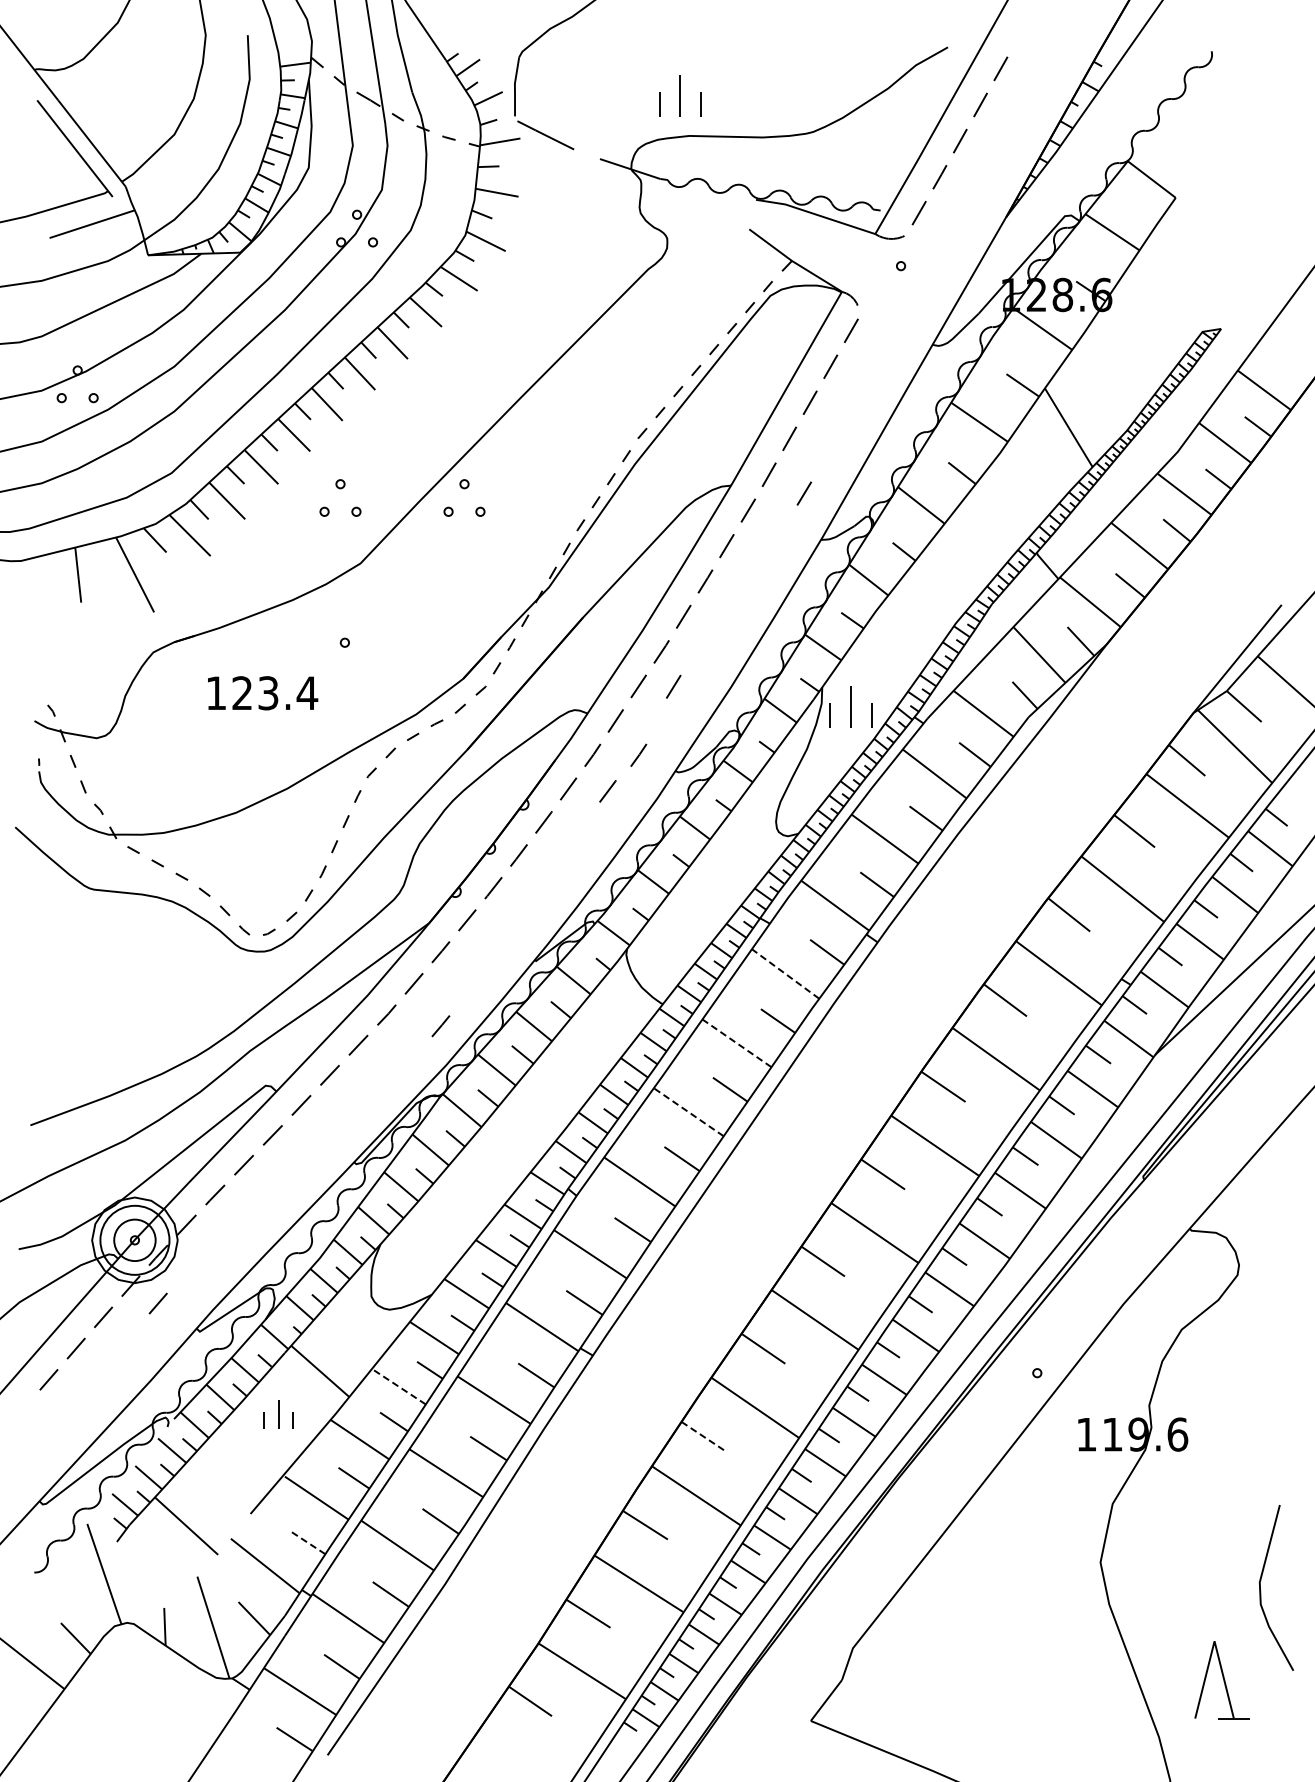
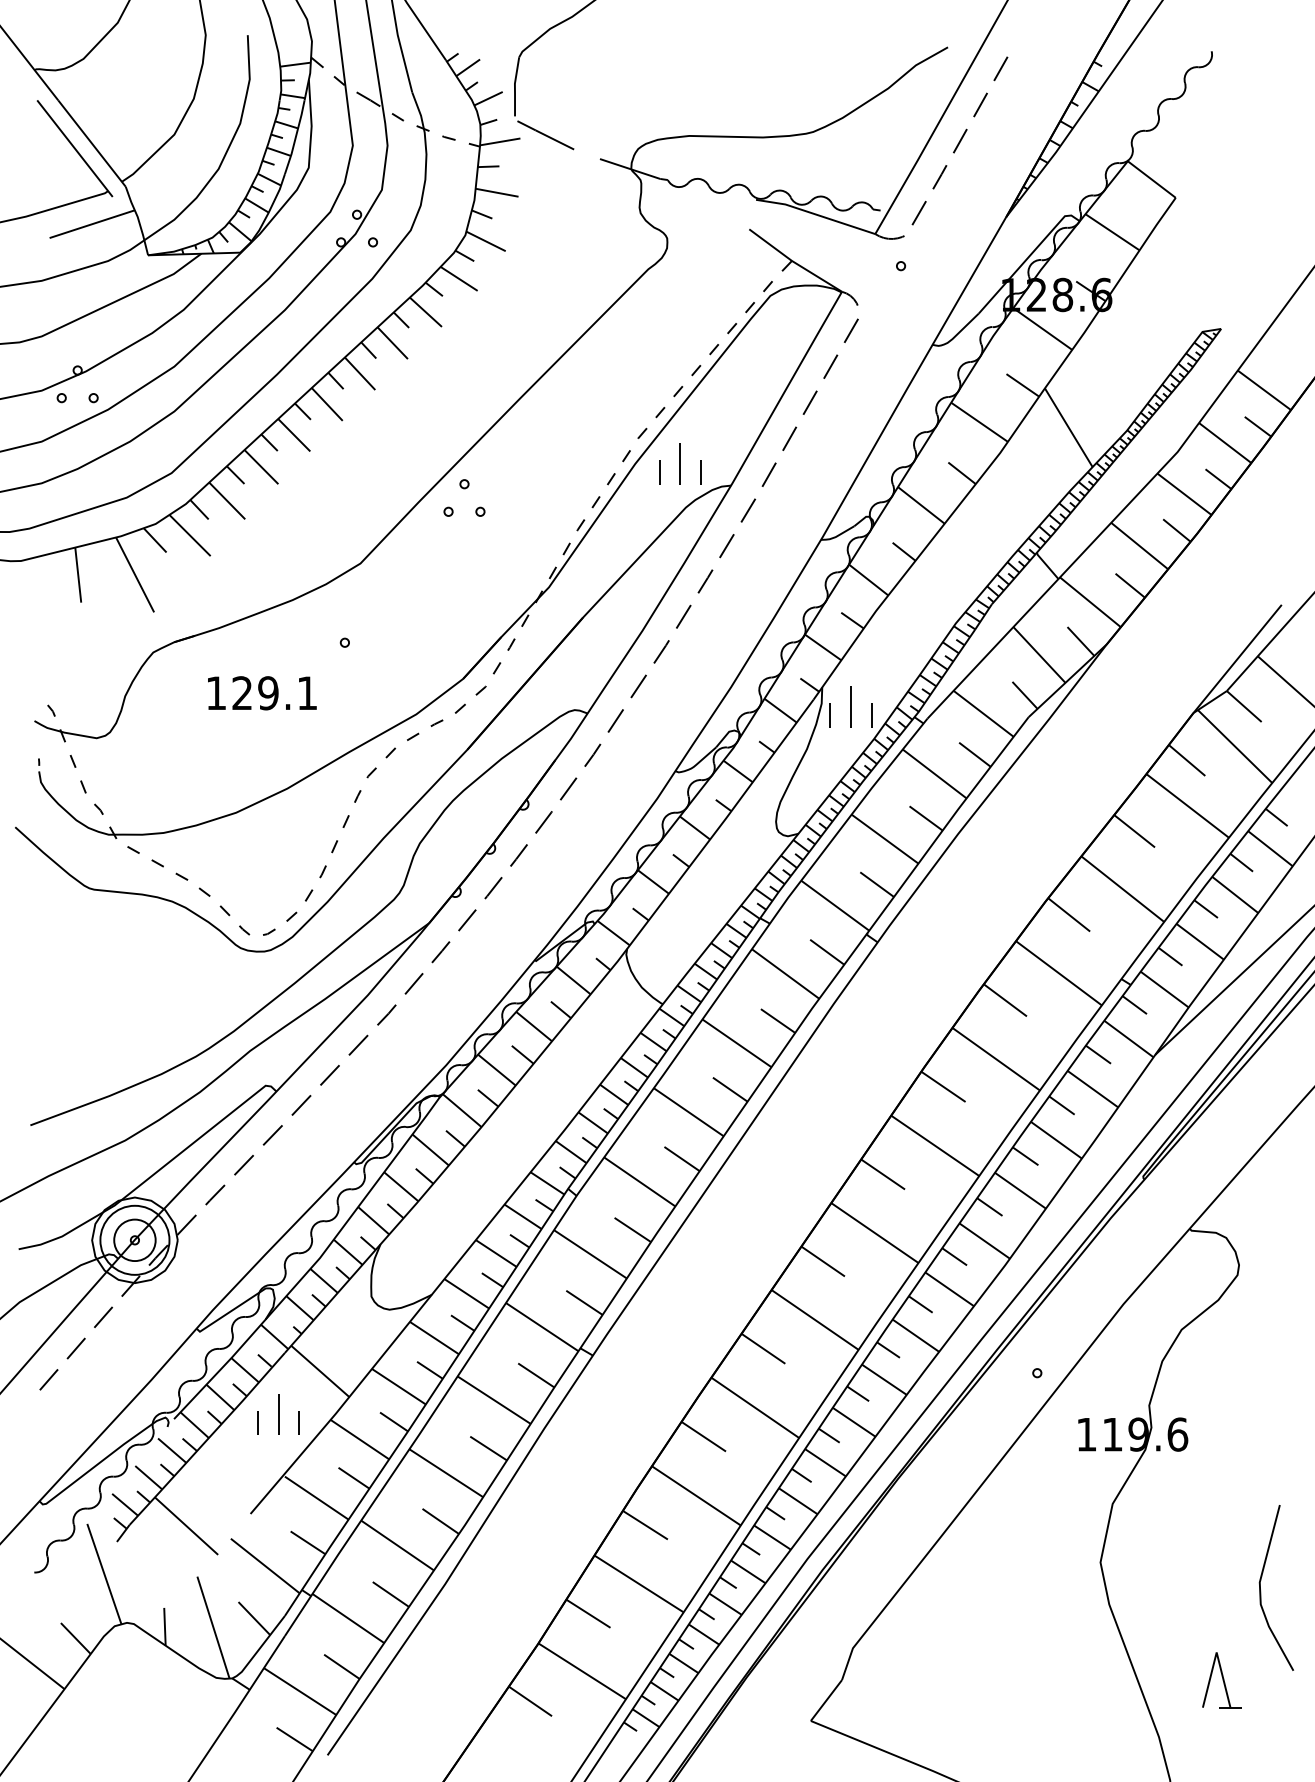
part position: (680, 95) -> (680, 463) (680, 463)
part: present -> none (340, 489)
line: present -> none (804, 493)
line: present -> none (673, 686)
text: 123.4 -> 129.1 (288, 693)
line: present -> none (638, 754)
line: present -> none (607, 791)
line: dashed -> solid (785, 974)
line: present -> none (440, 1026)
line: dashed -> solid (736, 1043)
line: dashed -> solid (688, 1111)
line: present -> none (157, 1303)
line: dashed -> solid (398, 1386)
part size: 31x29 px -> 43x41 px (278, 1414)
line: dashed -> solid (703, 1436)
line: dashed -> solid (308, 1542)
part size: 56x79 px -> 40x57 px (1221, 1680)
